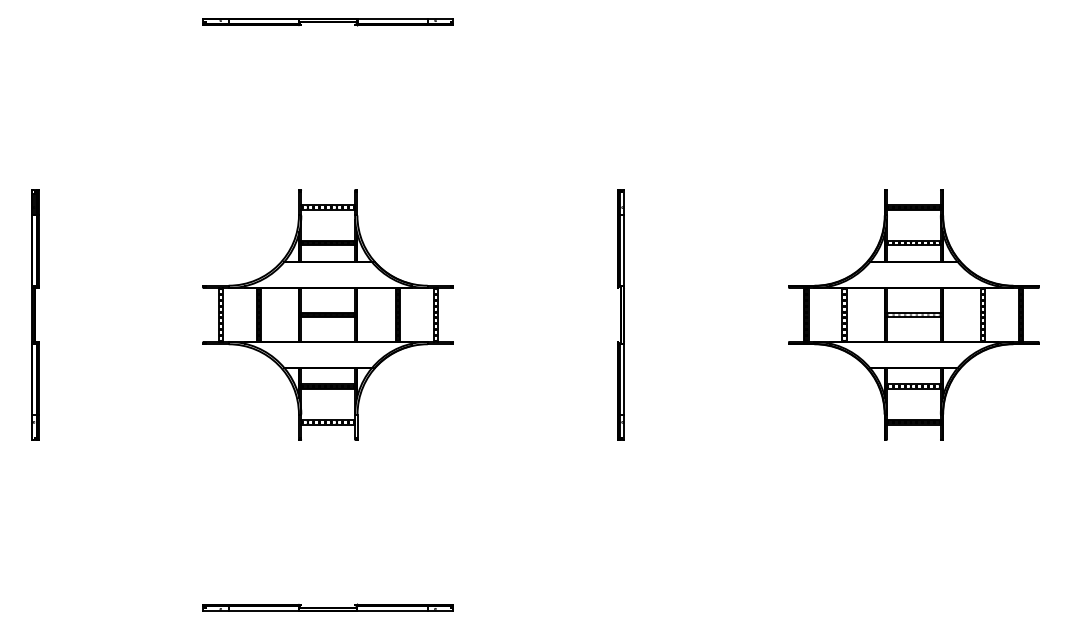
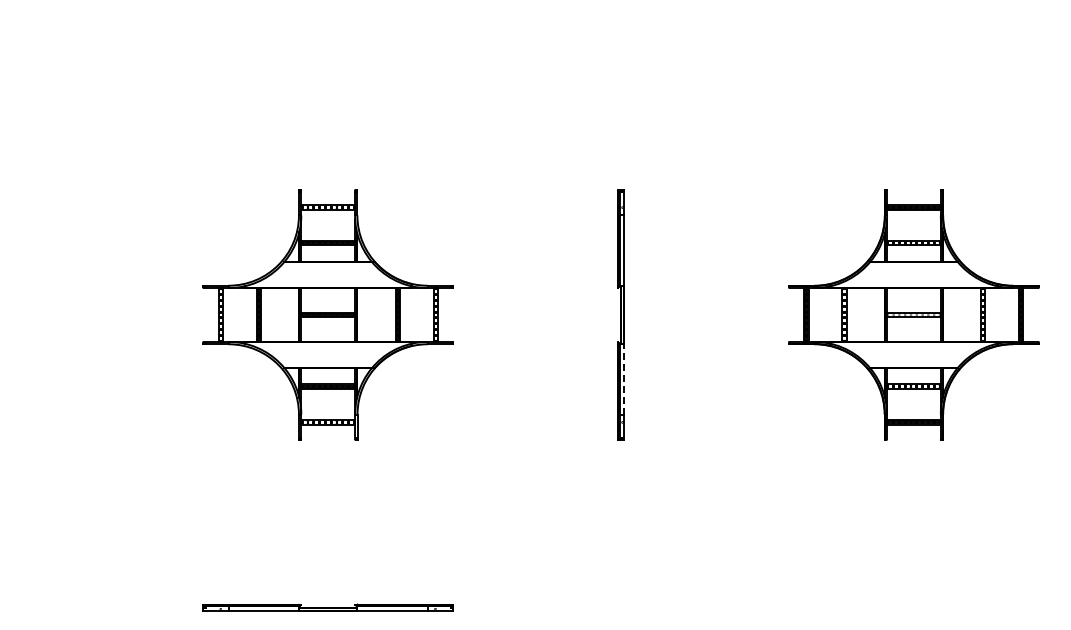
part: present -> none (327, 22)
part: present -> none (35, 314)
line: solid -> dashed (624, 378)
